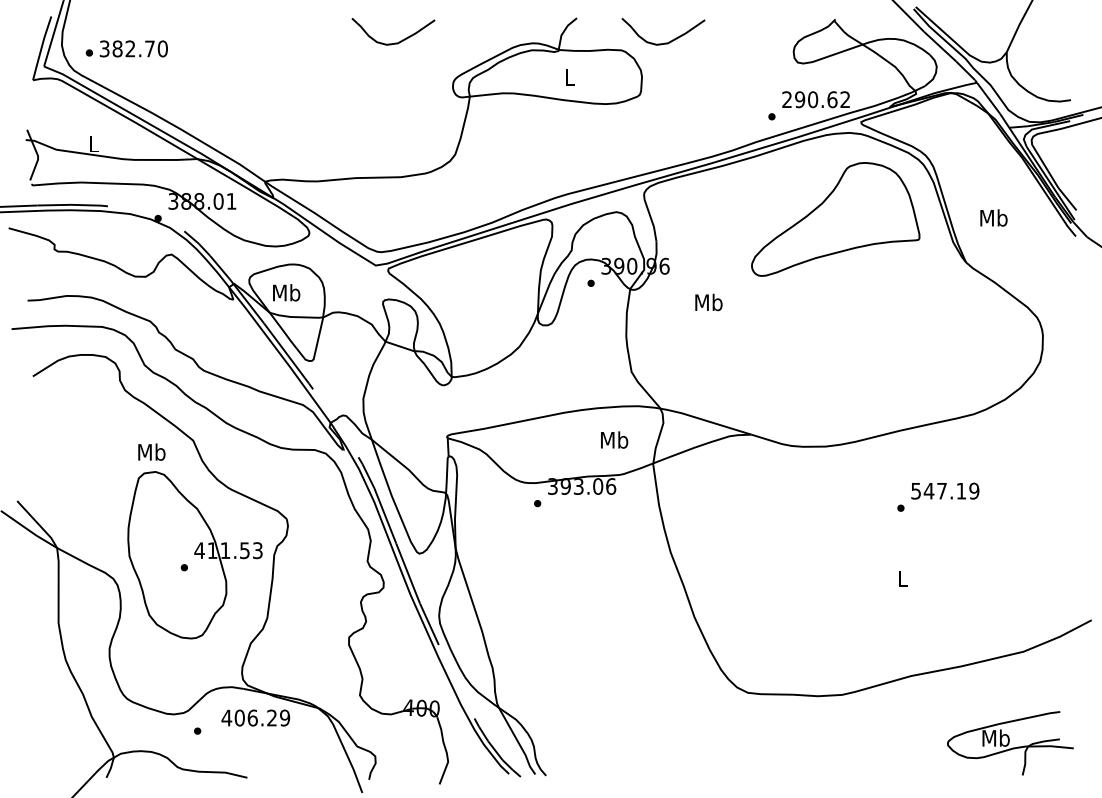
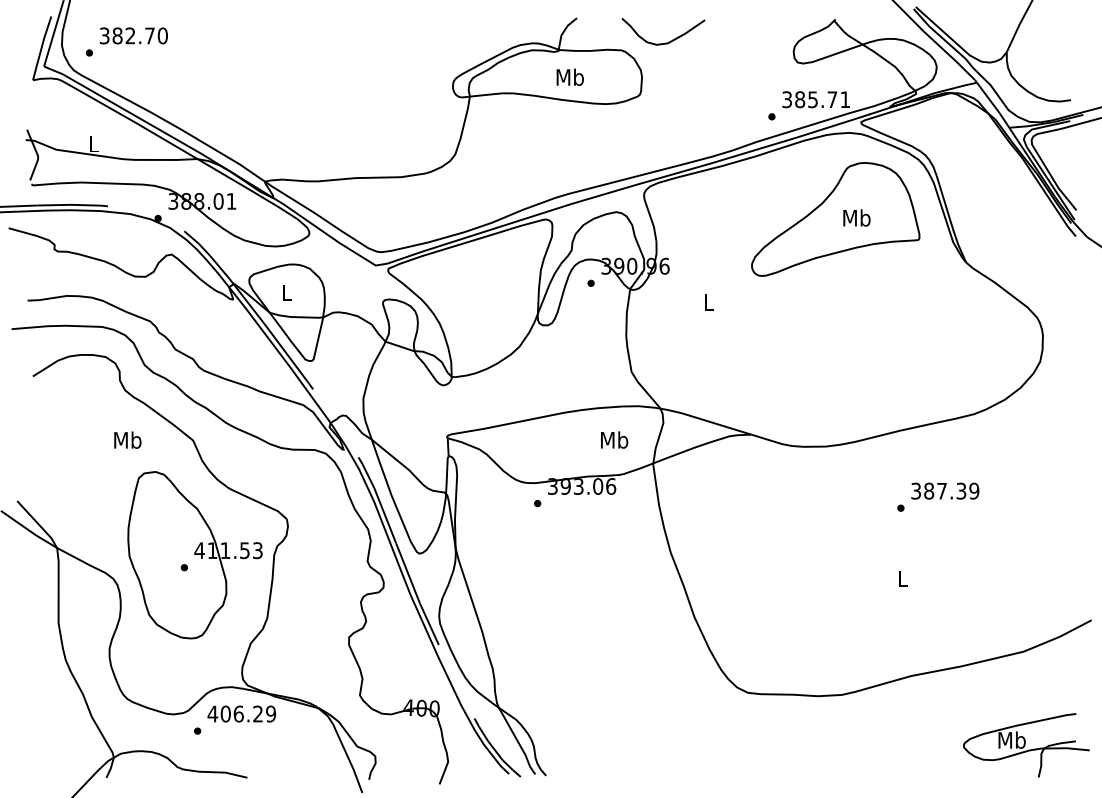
curve: present -> none (394, 42)
text position: (133, 48) -> (133, 35) (133, 35)
text: L -> Mb (569, 76)
text: 290.62 -> 385.71 (815, 99)
text position: (993, 217) -> (856, 217) (856, 217)
text: Mb -> L (286, 292)
text: Mb -> L (708, 302)
text position: (151, 451) -> (127, 439) (127, 439)
text: 547.19 -> 387.39 (938, 490)
text position: (255, 717) -> (241, 713) (241, 713)
part position: (1010, 743) -> (1026, 745) (1026, 745)
